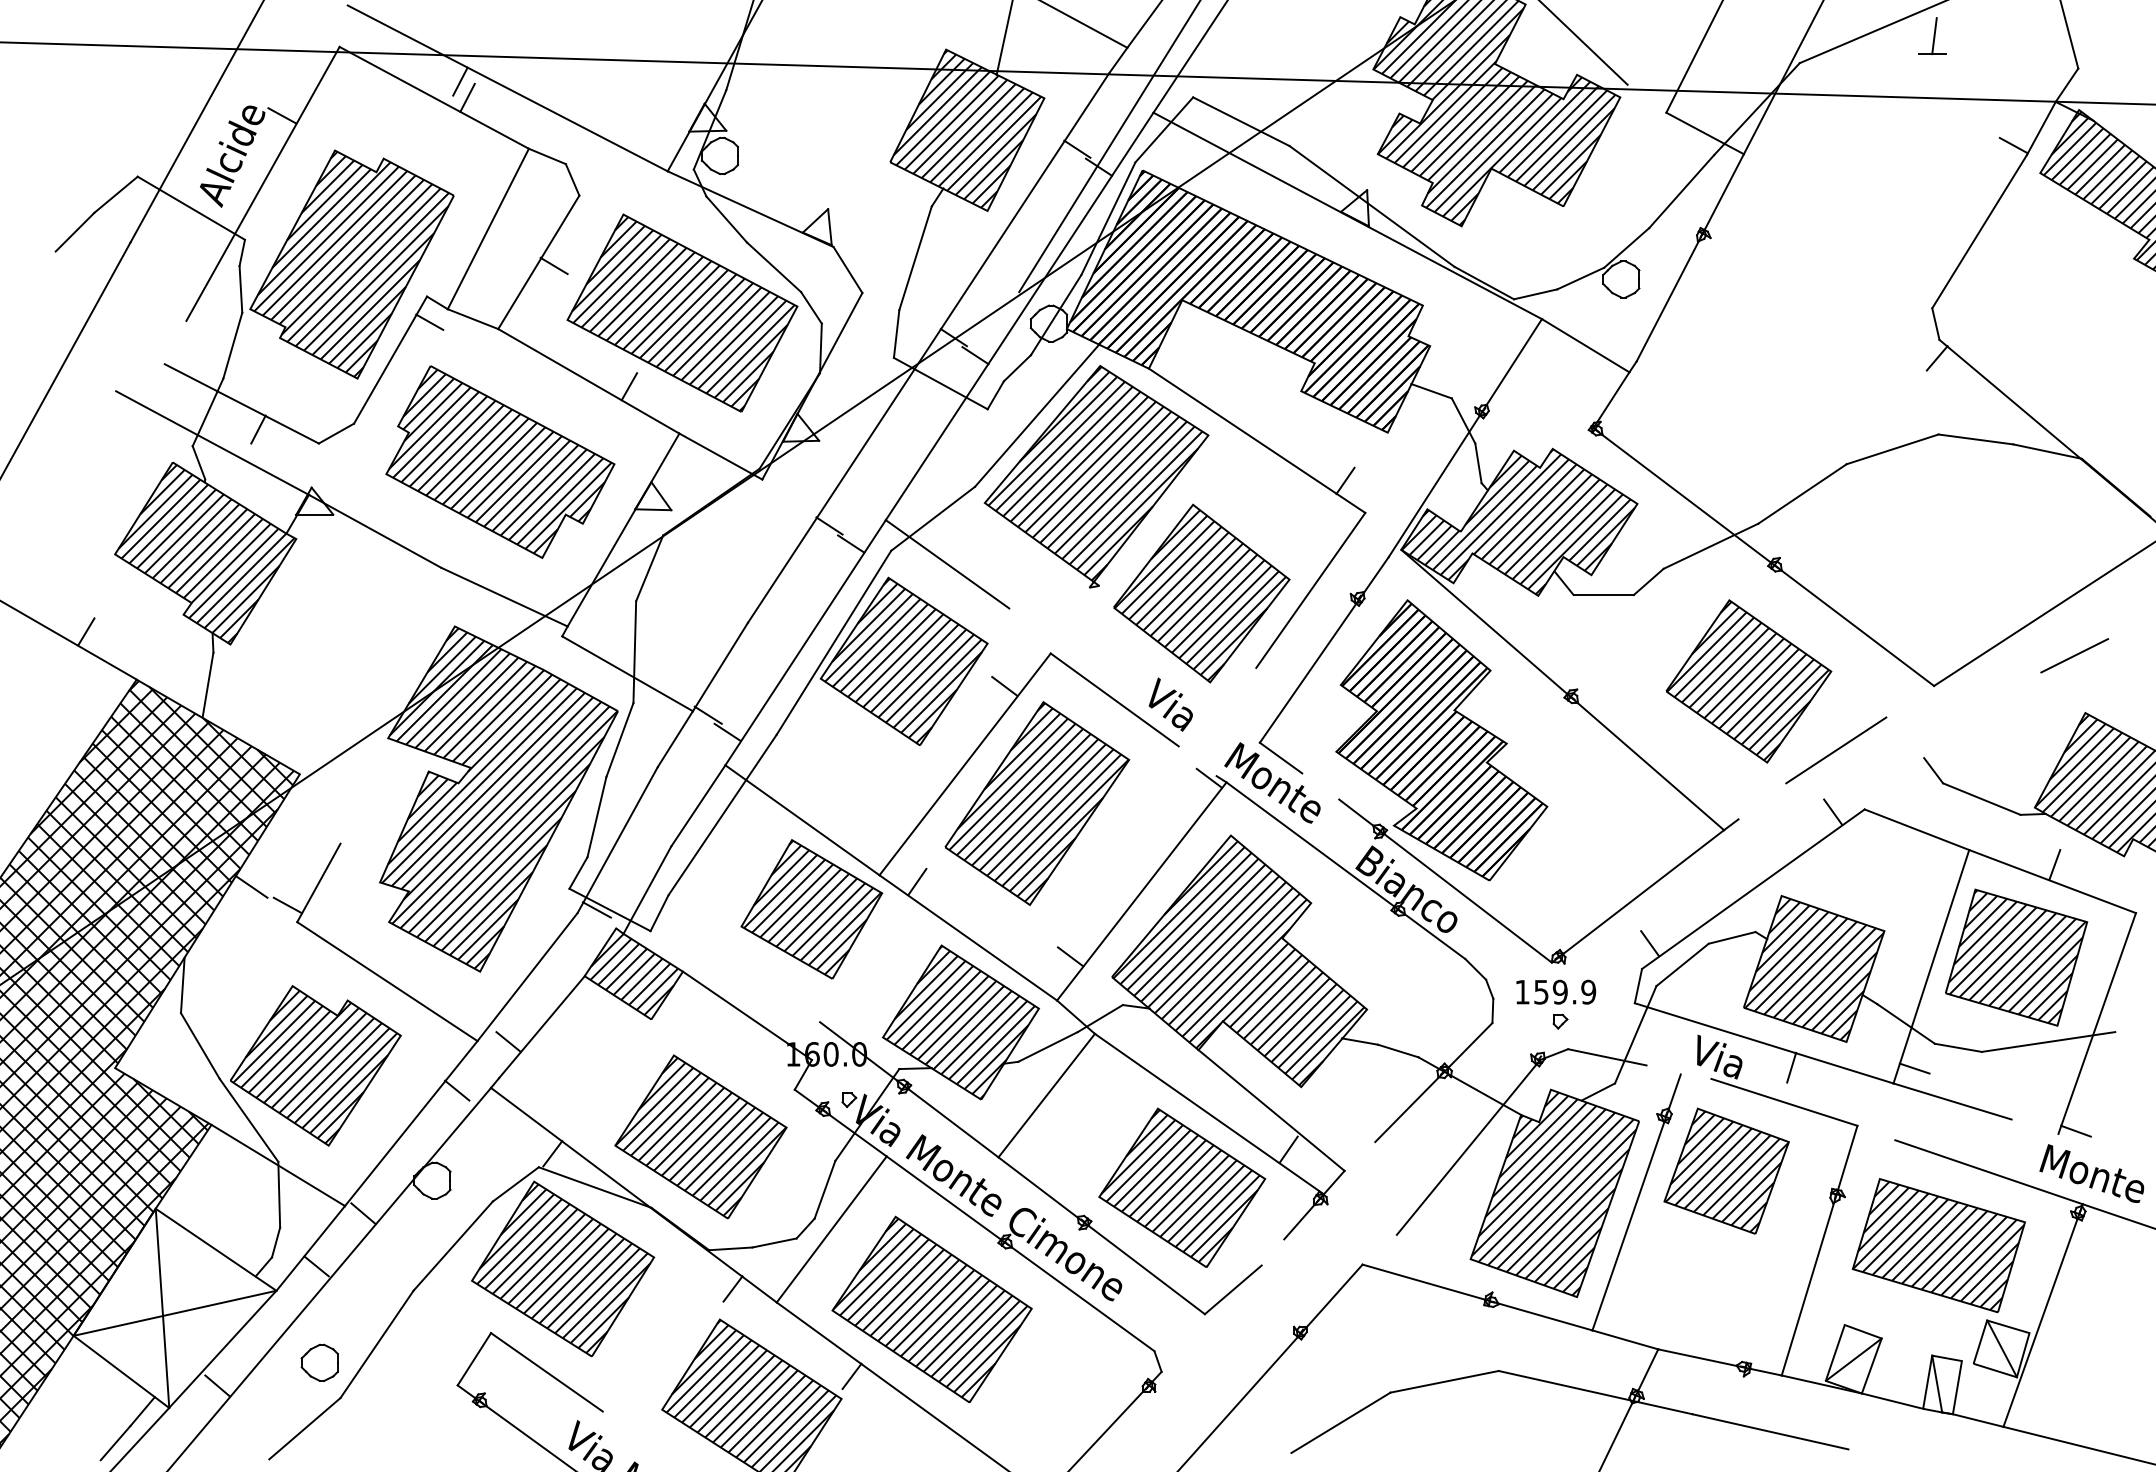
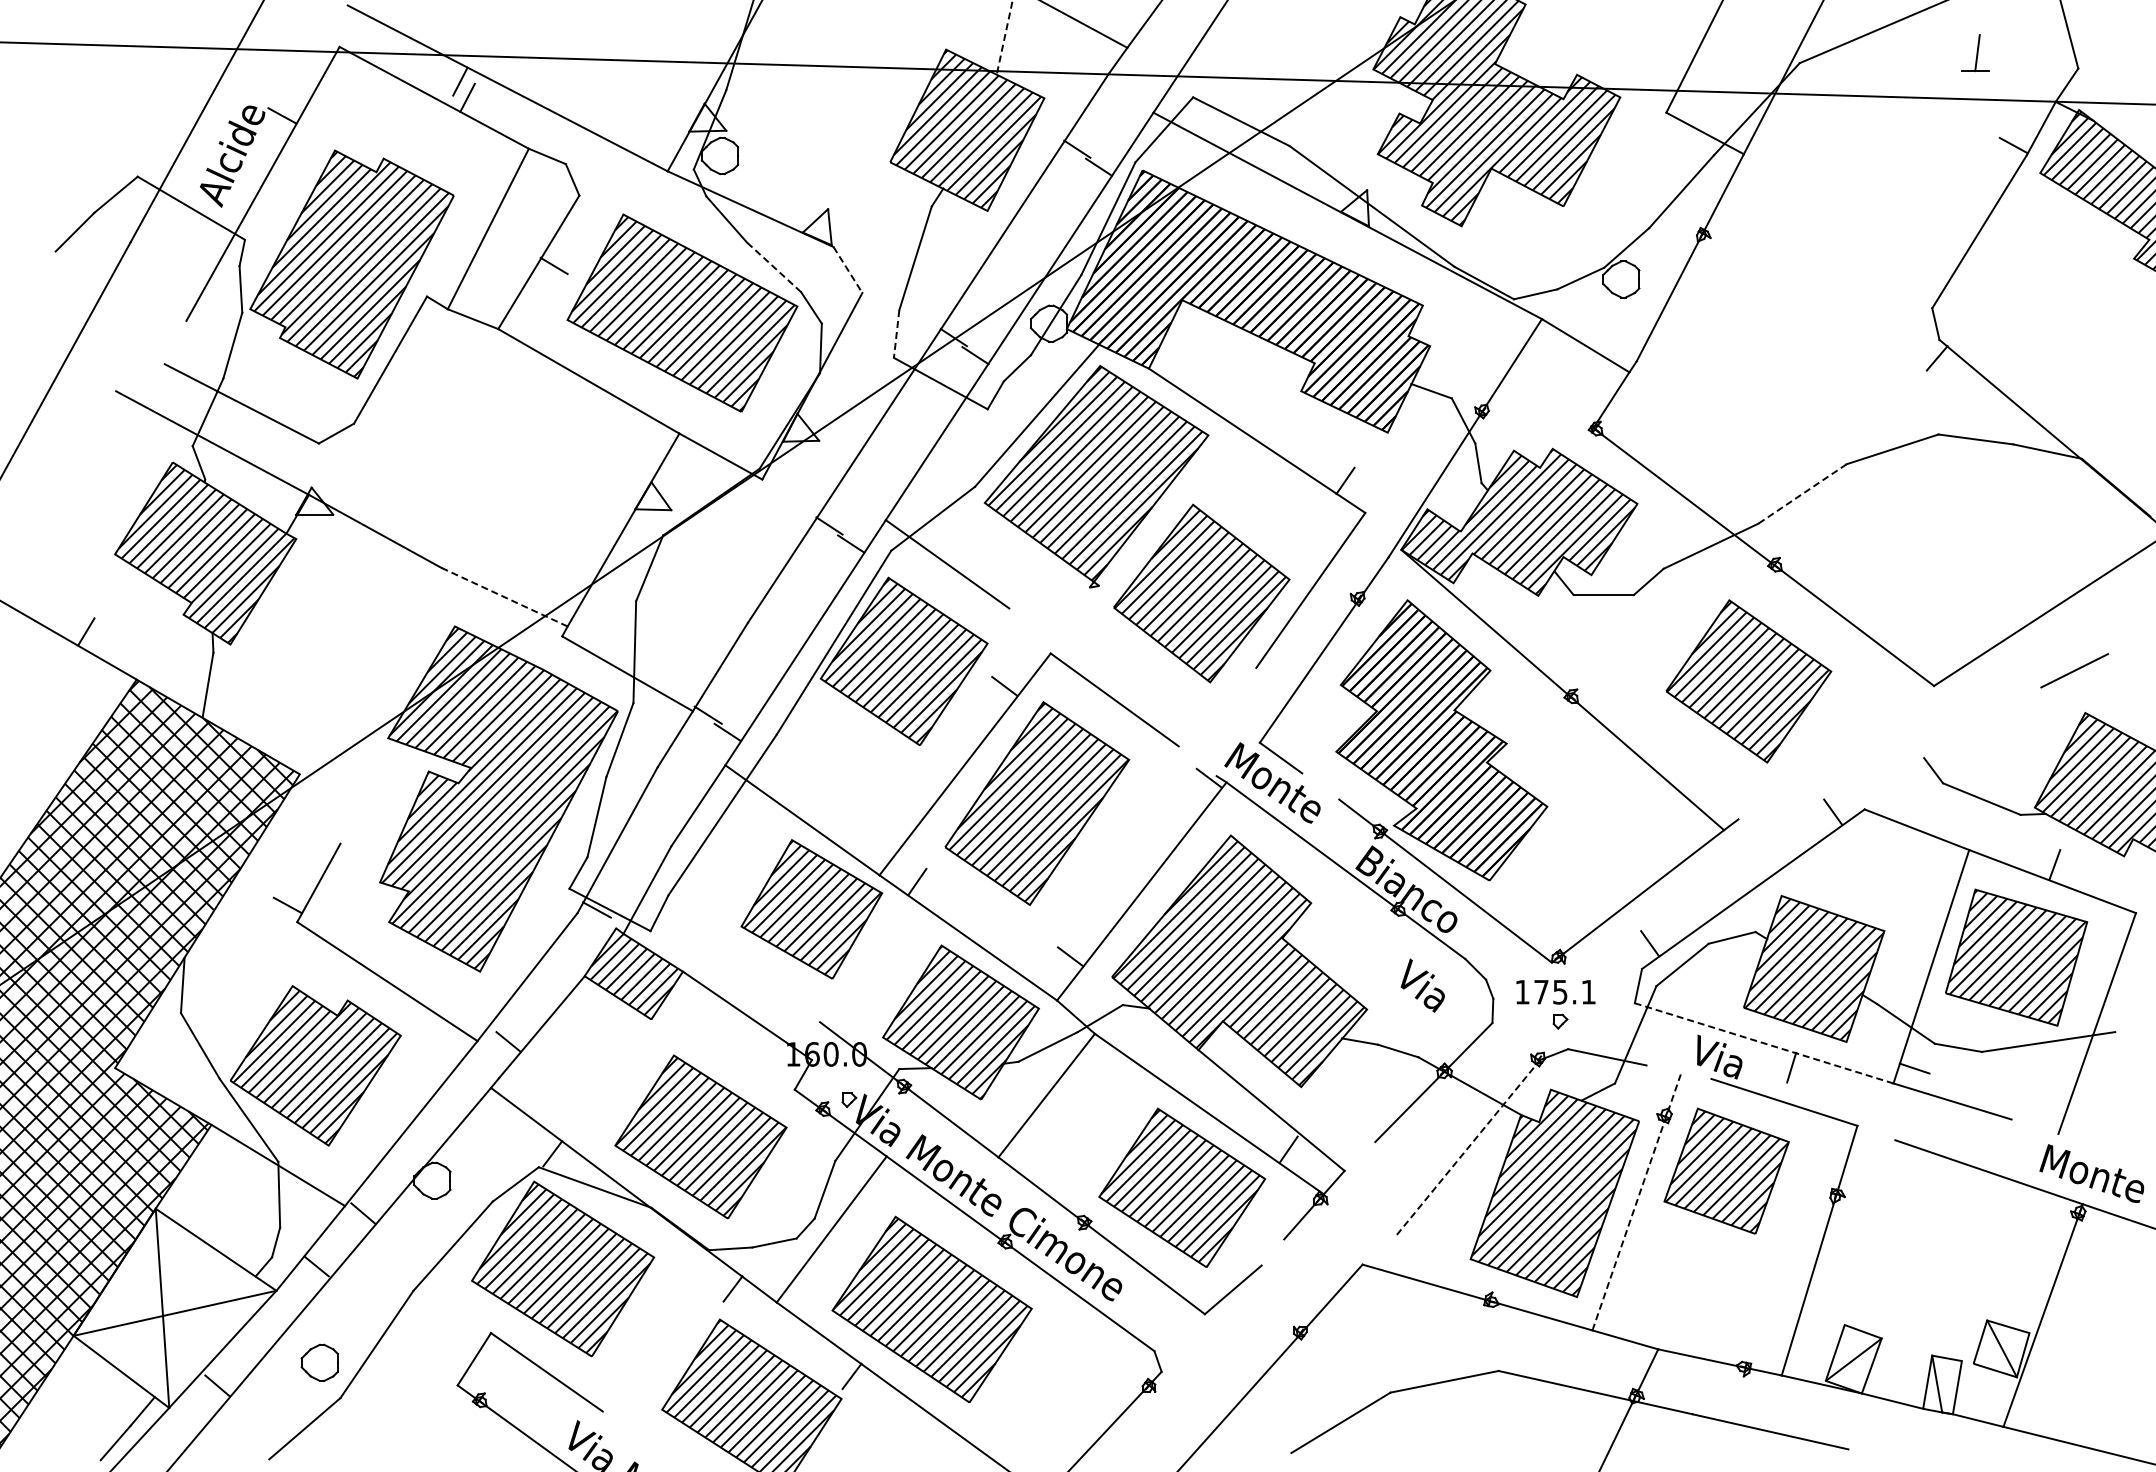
part position: (1932, 36) -> (1975, 53) (1975, 53)
line: solid -> dashed (1004, 37)
line: present -> none (1584, 43)
line: present -> none (1108, 147)
line: solid -> dashed (774, 267)
line: solid -> dashed (848, 270)
line: present -> none (429, 321)
line: solid -> dashed (896, 334)
line: present -> none (629, 386)
line: present -> none (258, 429)
part: present -> none (500, 461)
line: solid -> dashed (1802, 494)
line: solid -> dashed (504, 597)
line position: (2074, 655) -> (2074, 670) (2074, 670)
text position: (1170, 704) -> (1422, 985) (1422, 985)
line: present -> none (1836, 750)
line: present -> none (251, 886)
text: 159.9 -> 175.1 (1565, 991)
line: solid -> dashed (1763, 1043)
line: present -> none (457, 1090)
line: present -> none (2075, 1130)
line: solid -> dashed (1468, 1147)
line: solid -> dashed (1636, 1201)
part: present -> none (1938, 1245)
